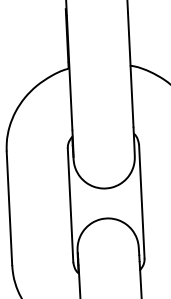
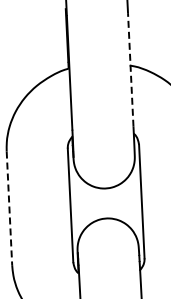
line: solid -> dashed (130, 69)
line: solid -> dashed (9, 208)
